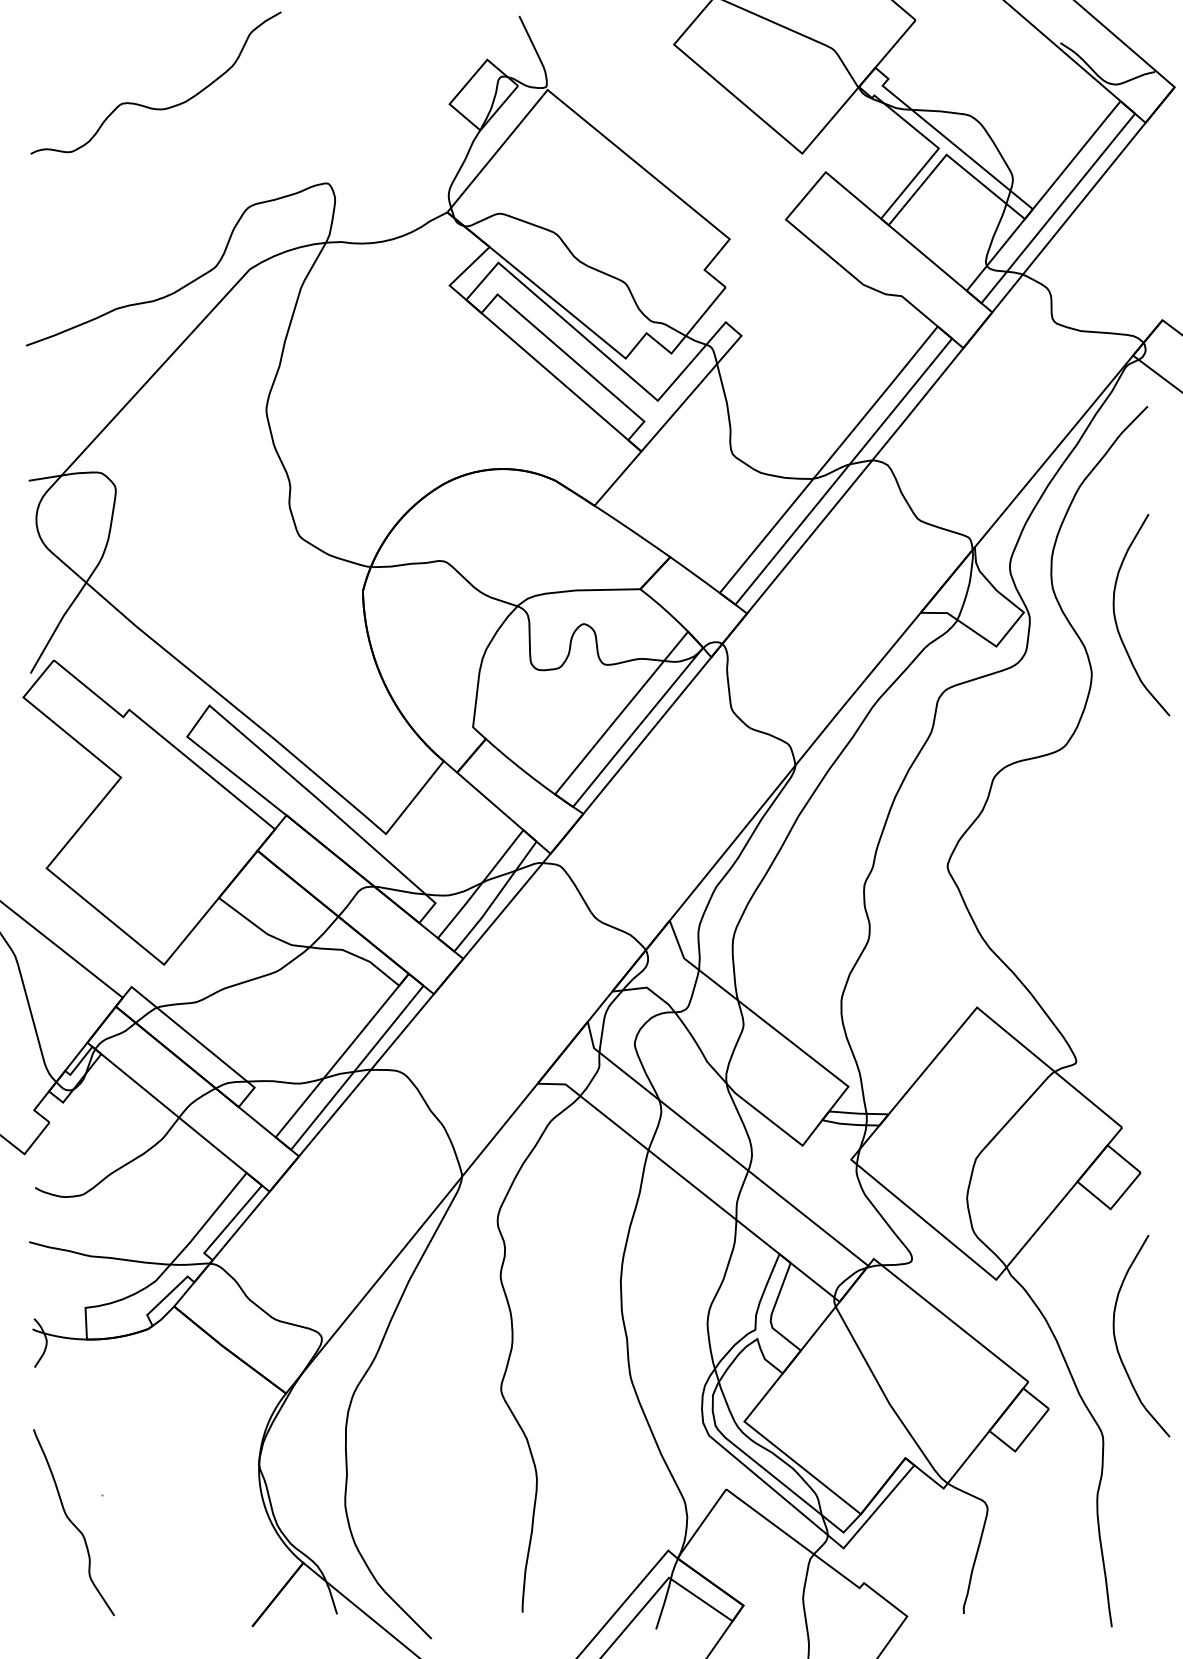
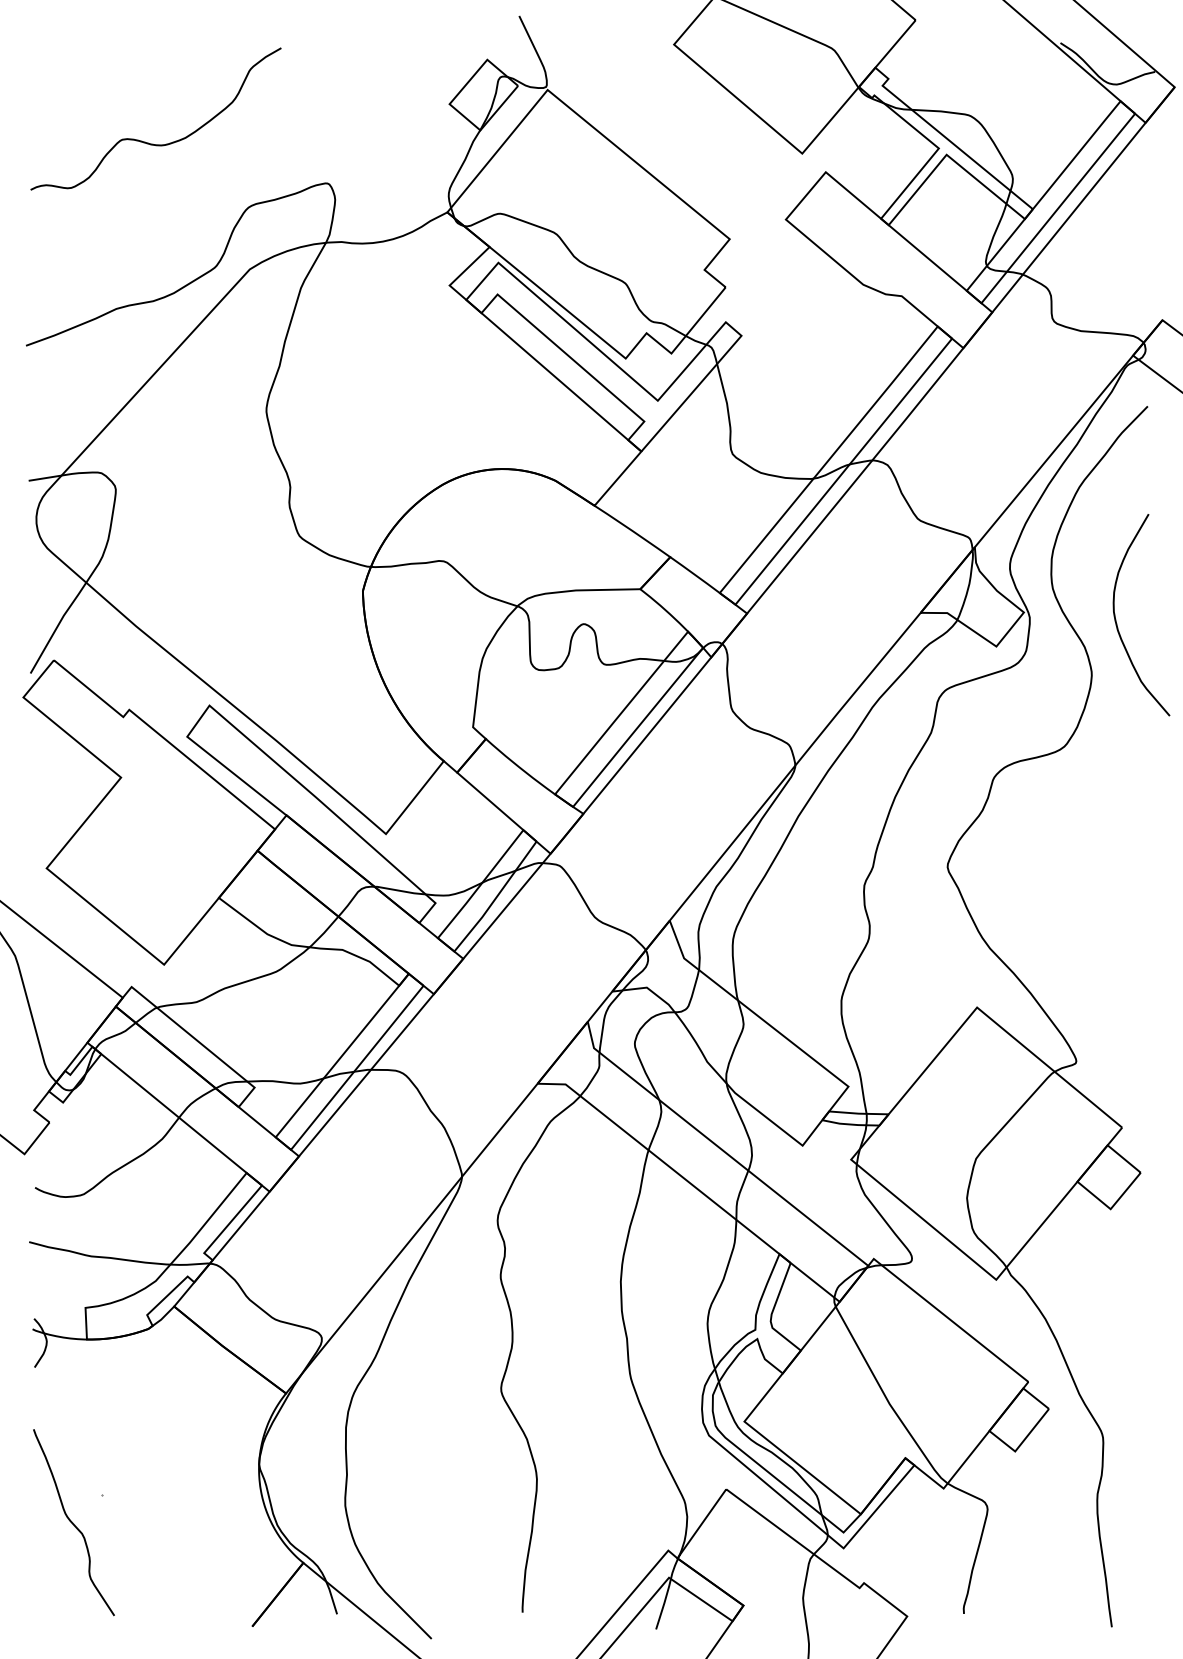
curve position: (148, 106) -> (148, 142) (148, 142)
curve: present -> none (1117, 1344)
